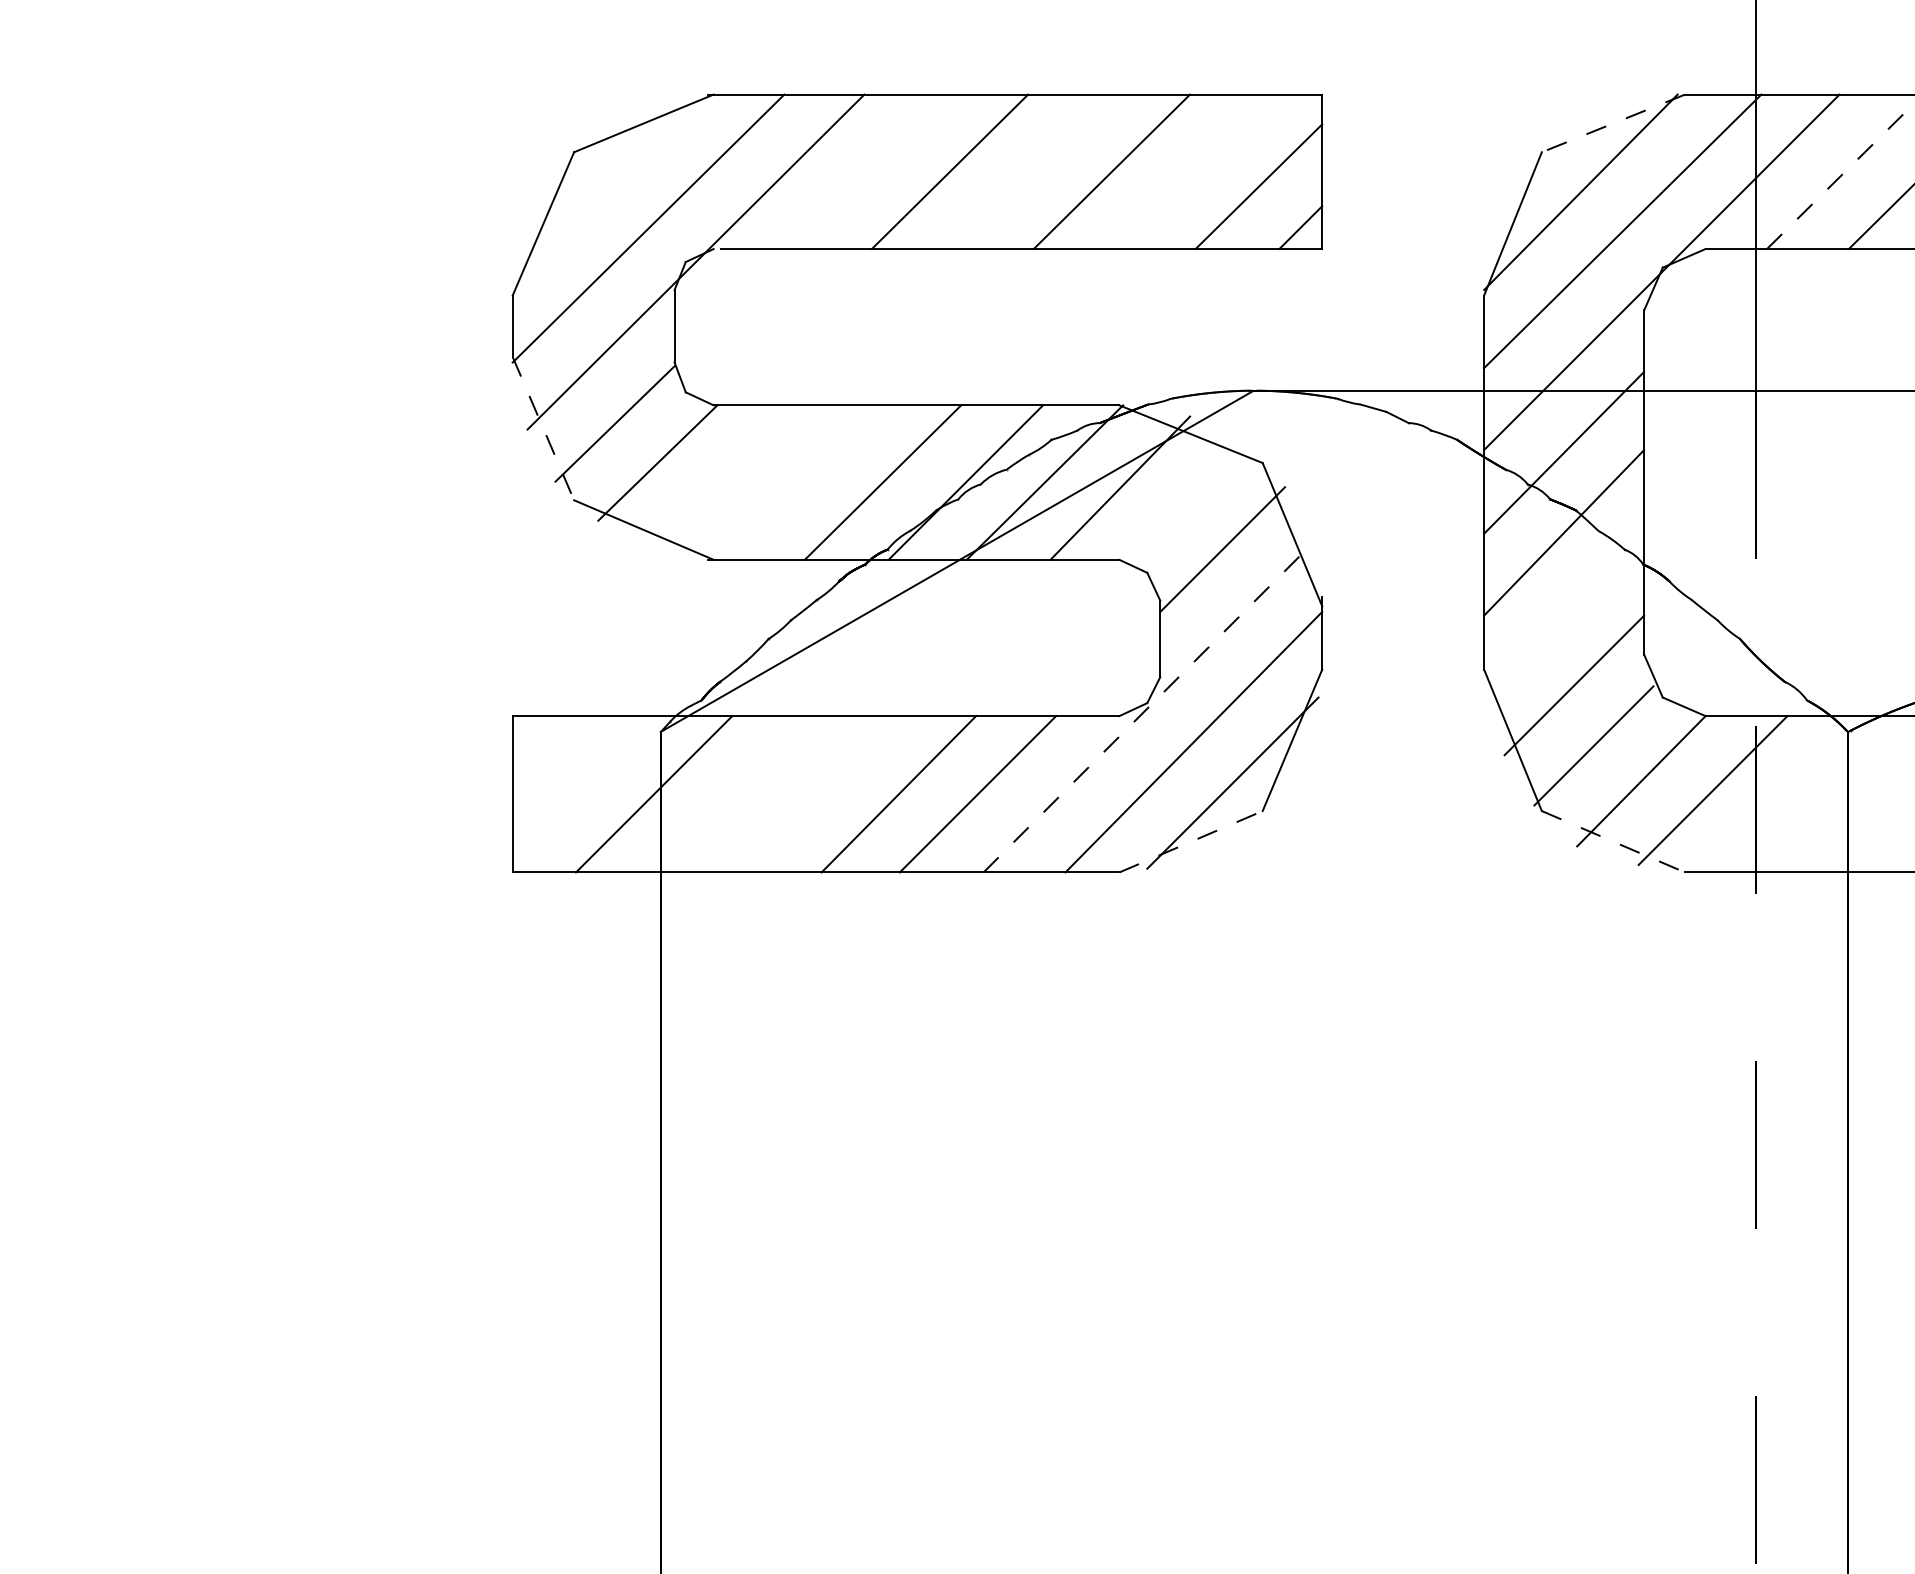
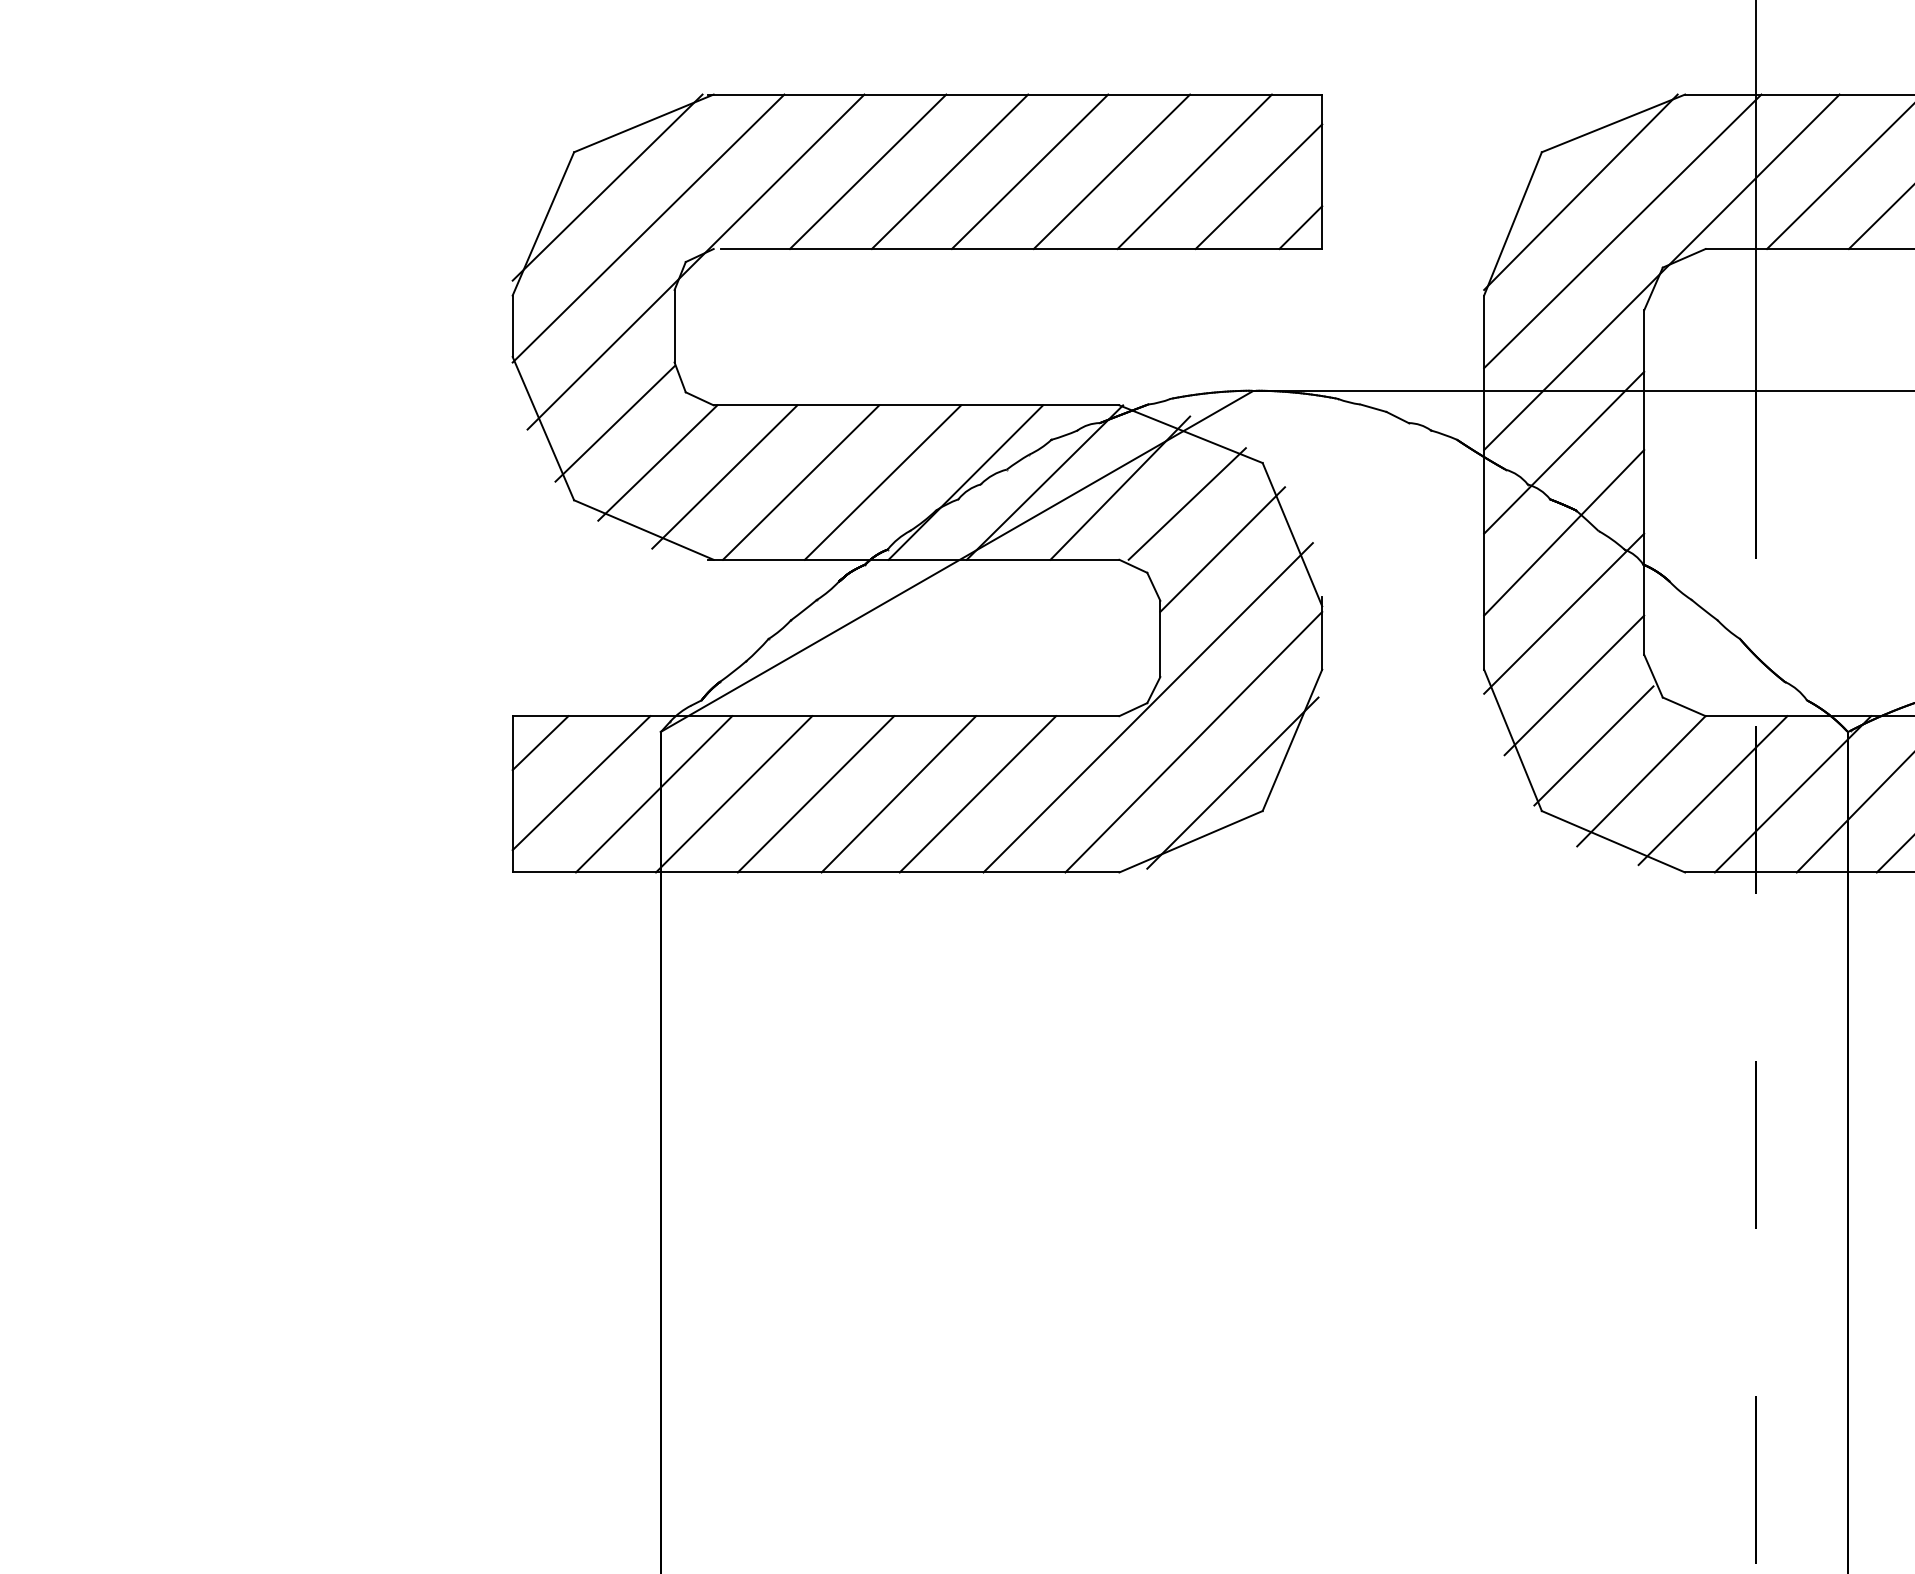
line: dashed -> solid (1613, 123)
line: none -> present (867, 171)
line: none -> present (1029, 171)
line: none -> present (1194, 171)
line: dashed -> solid (1840, 176)
line: none -> present (607, 187)
line: dashed -> solid (543, 428)
line: none -> present (724, 476)
line: none -> present (800, 482)
line: none -> present (1186, 503)
line: none -> present (1564, 613)
line: dashed -> solid (1148, 707)
line: none -> present (540, 743)
line: none -> present (581, 783)
line: none -> present (734, 794)
line: none -> present (815, 794)
line: none -> present (1792, 794)
line: none -> present (1853, 813)
line: dashed -> solid (1191, 841)
line: dashed -> solid (1613, 841)
line: none -> present (1893, 854)
